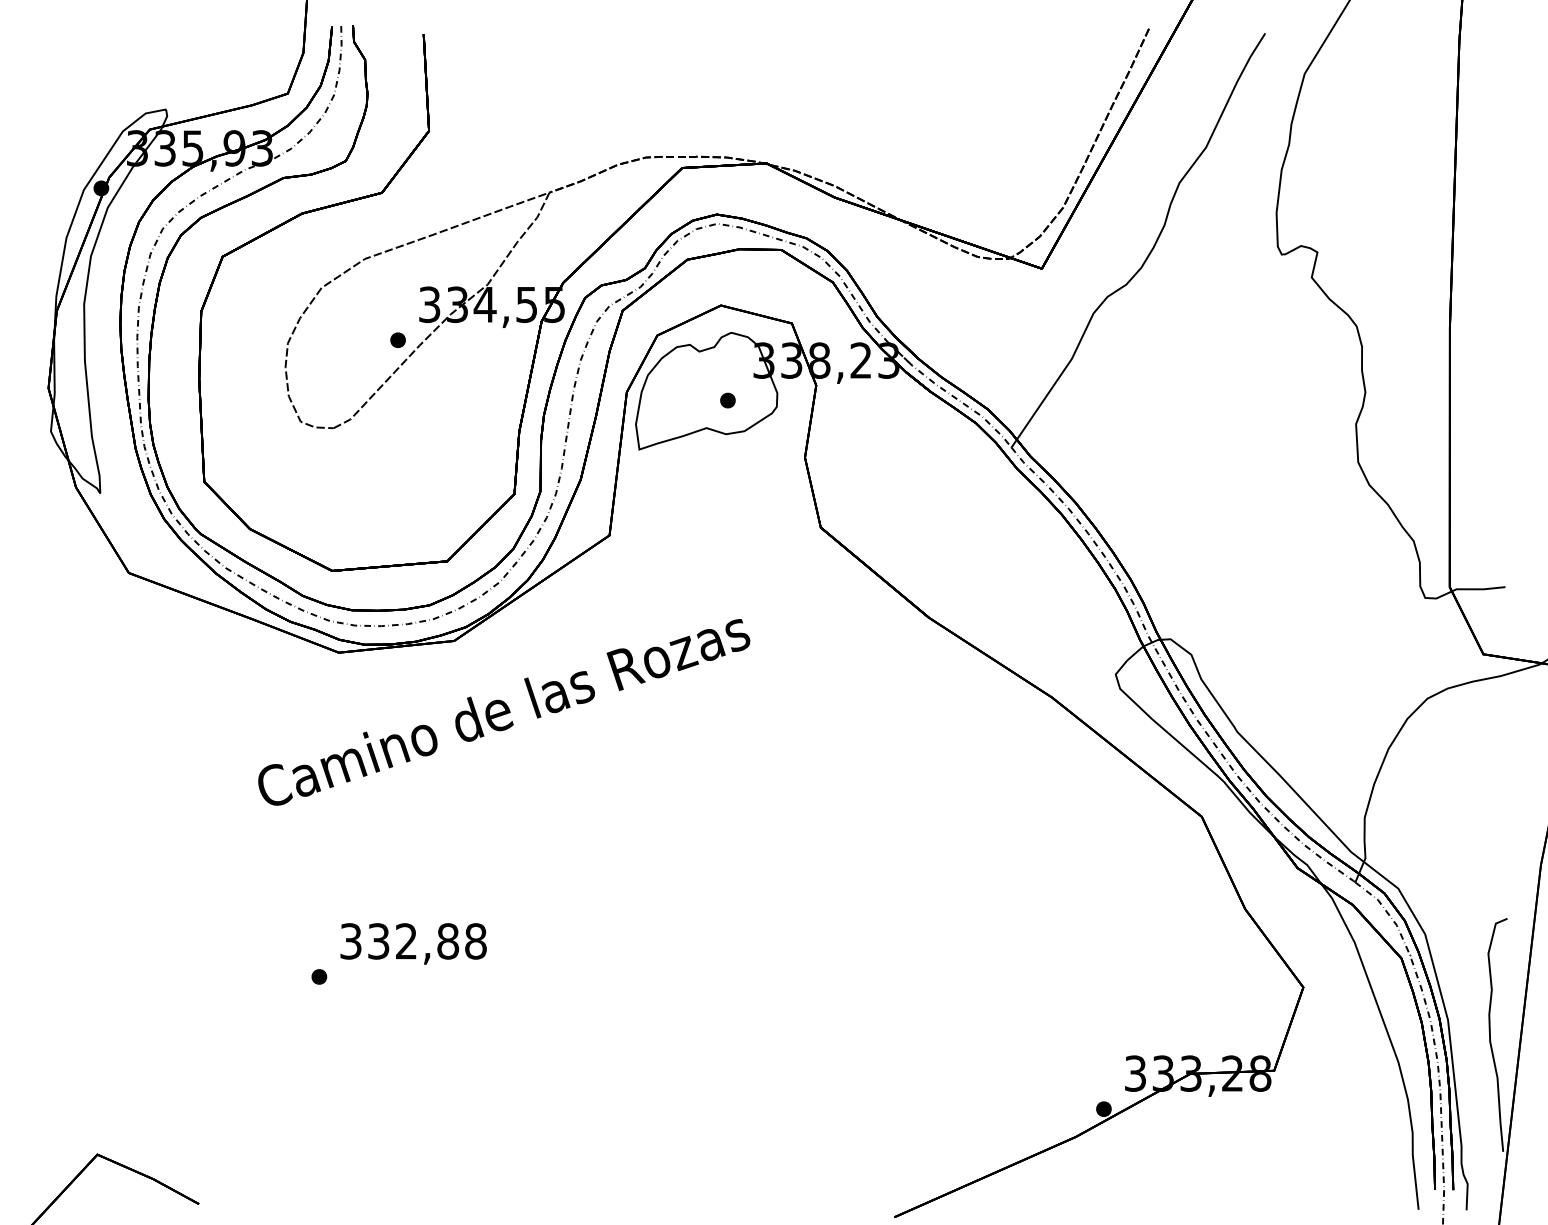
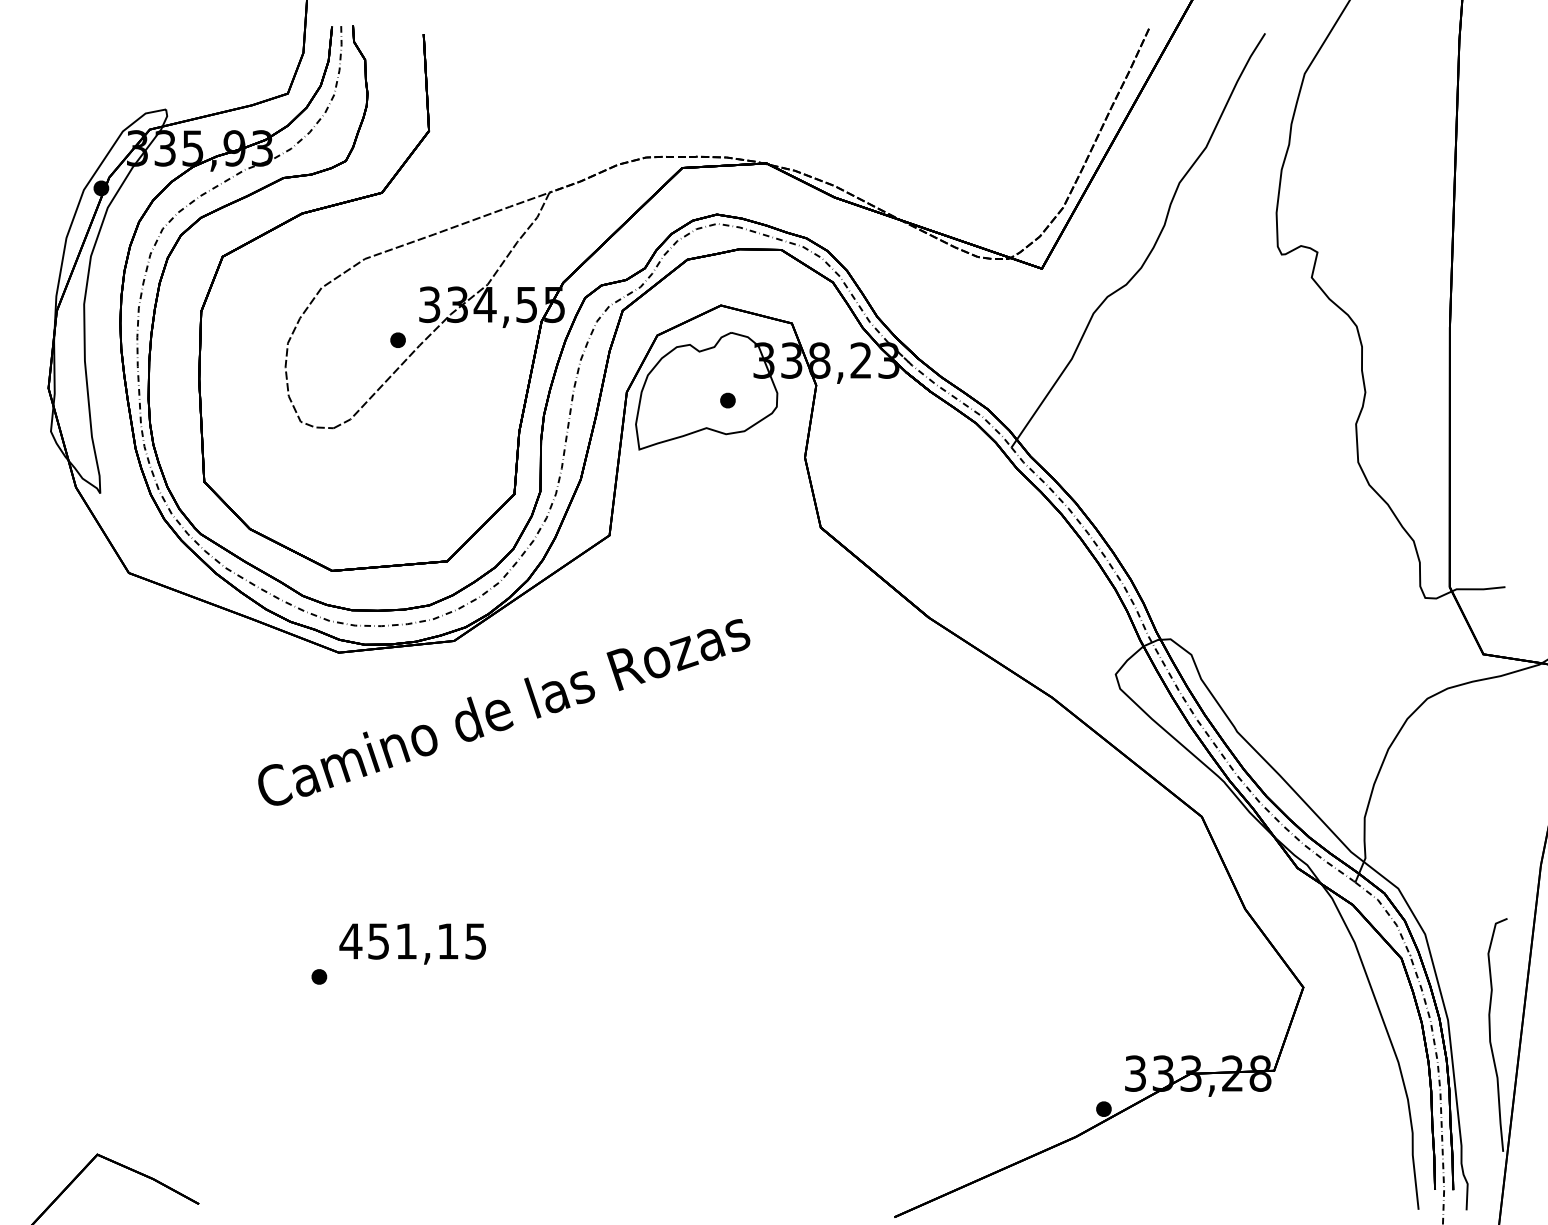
text: 332,88 -> 451,15 (412, 941)
